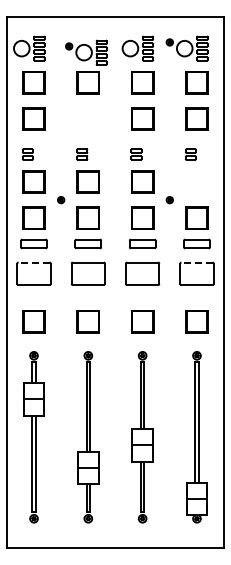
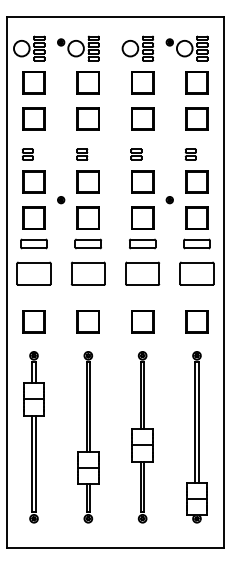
part position: (86, 52) -> (78, 48) (78, 48)
part: none -> present (87, 118)
part: none -> present (196, 181)
line: dashed -> solid (34, 262)
line: dashed -> solid (196, 262)
